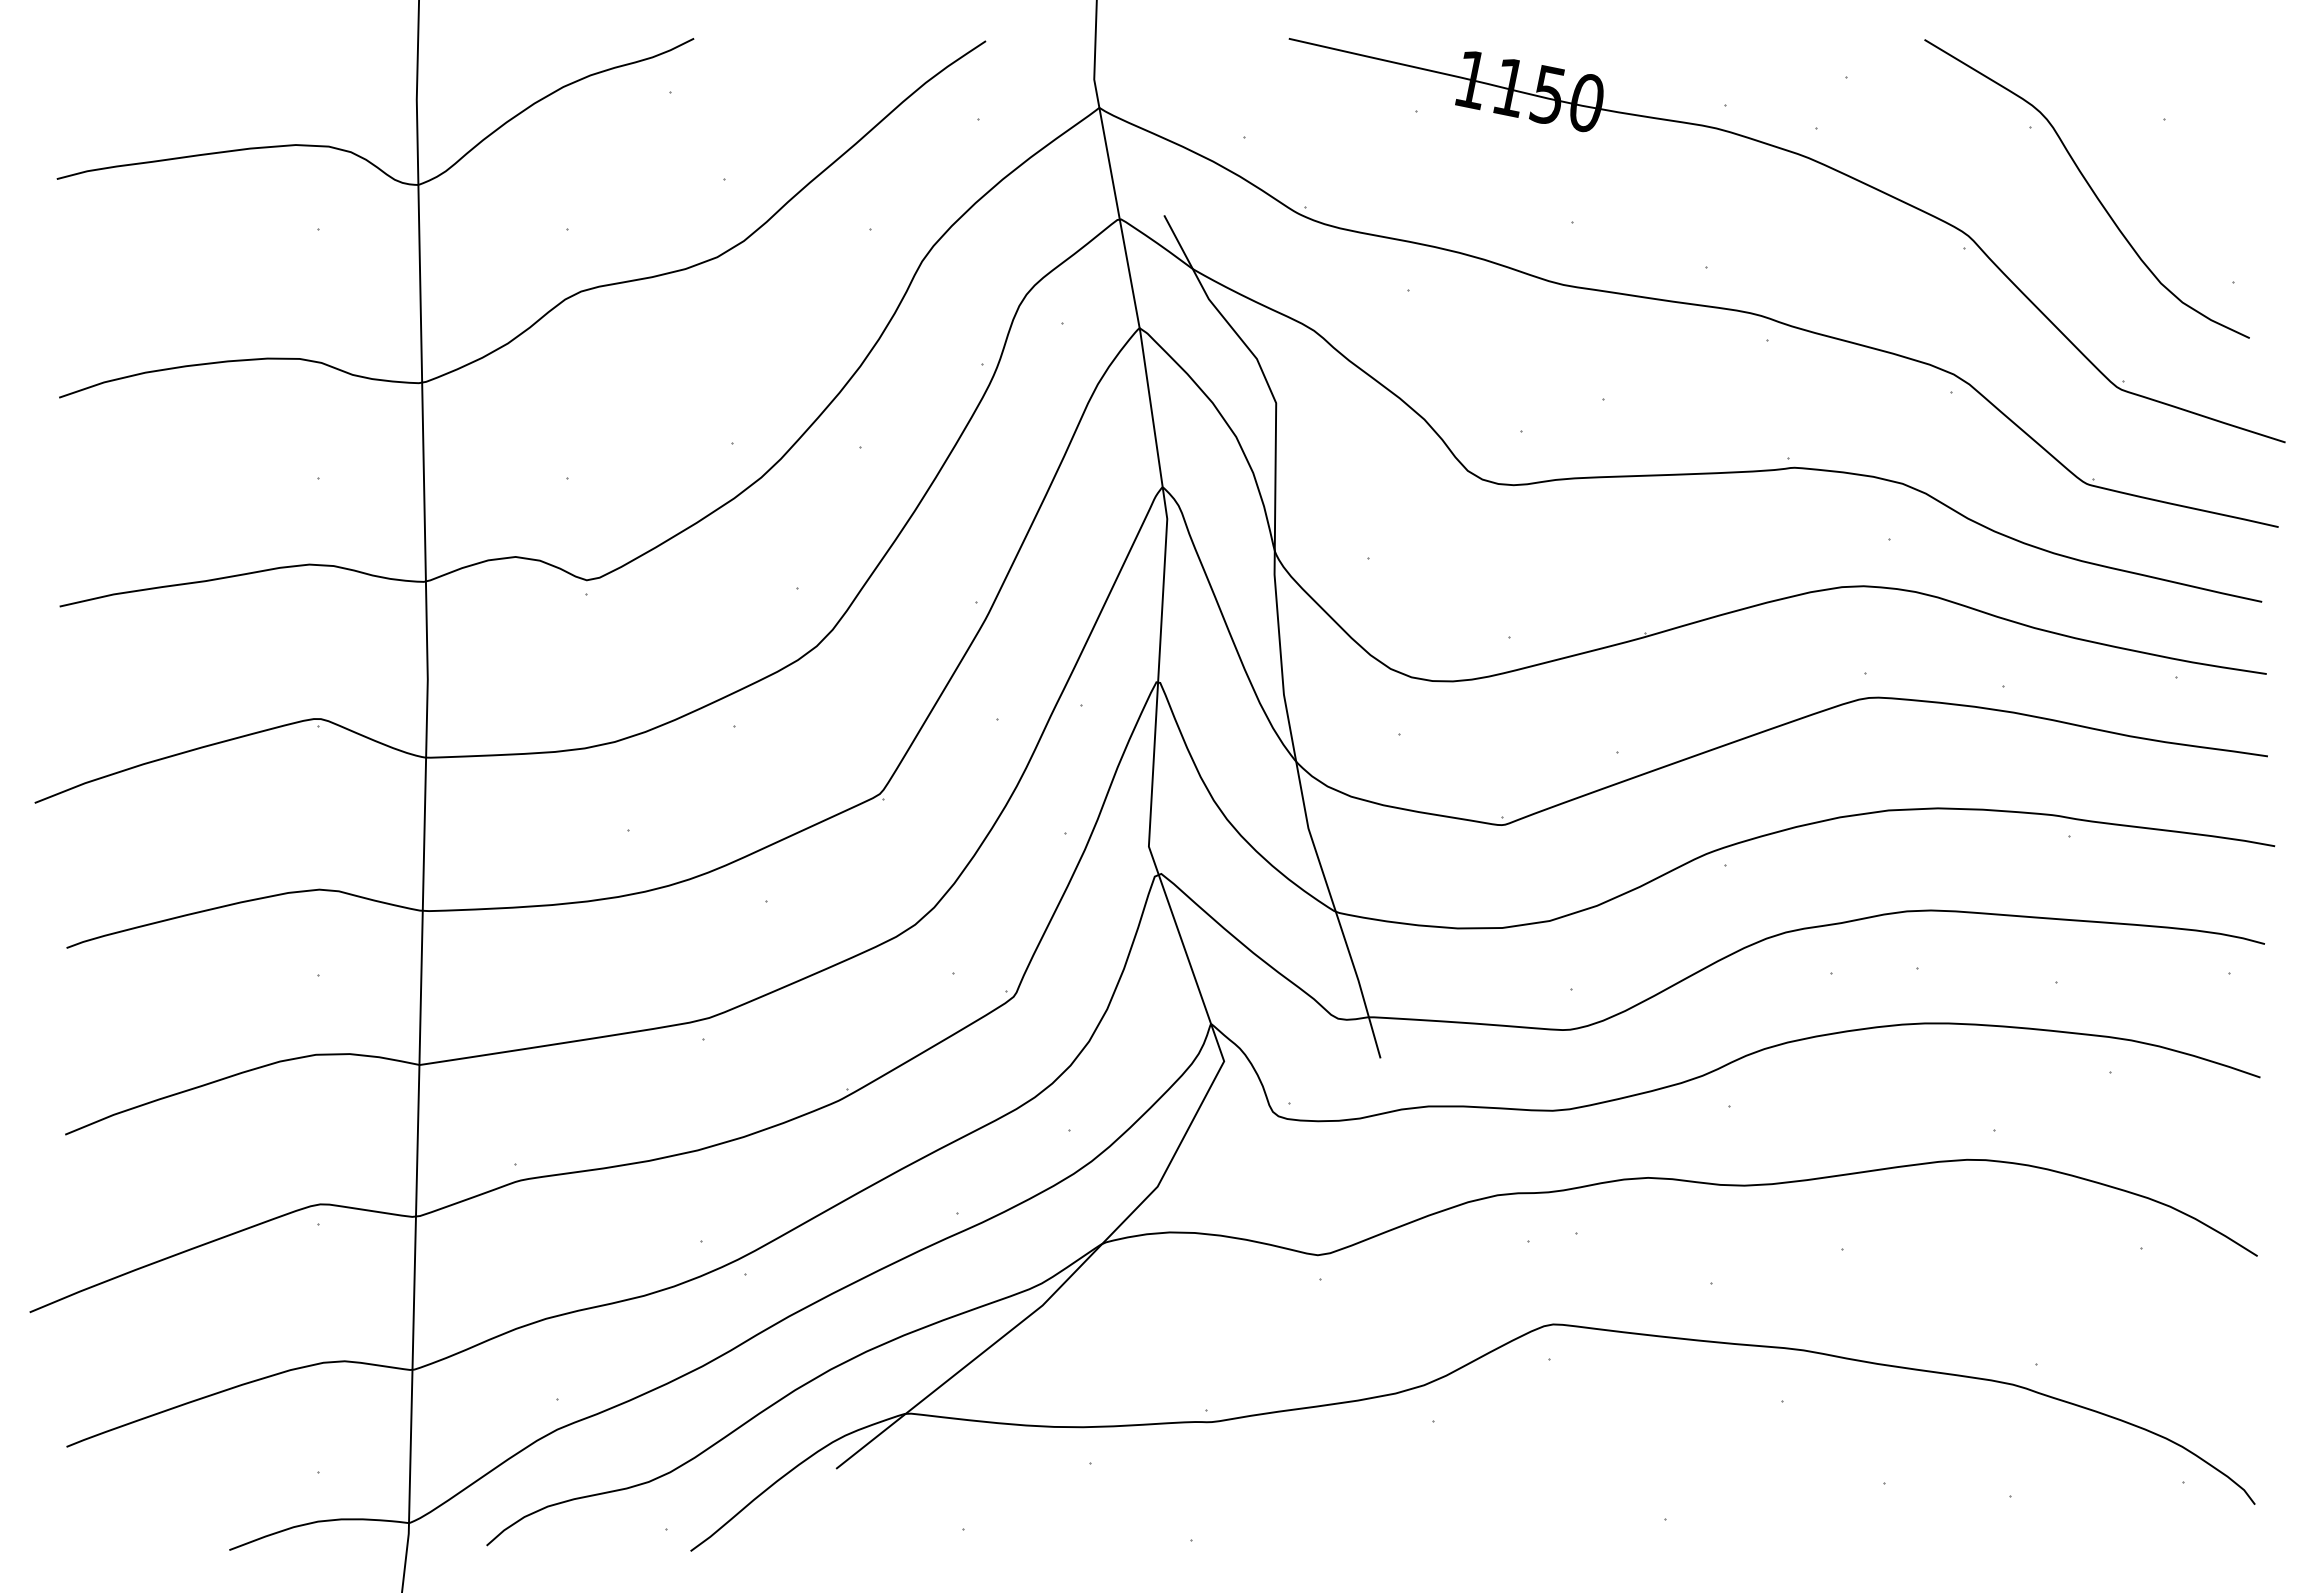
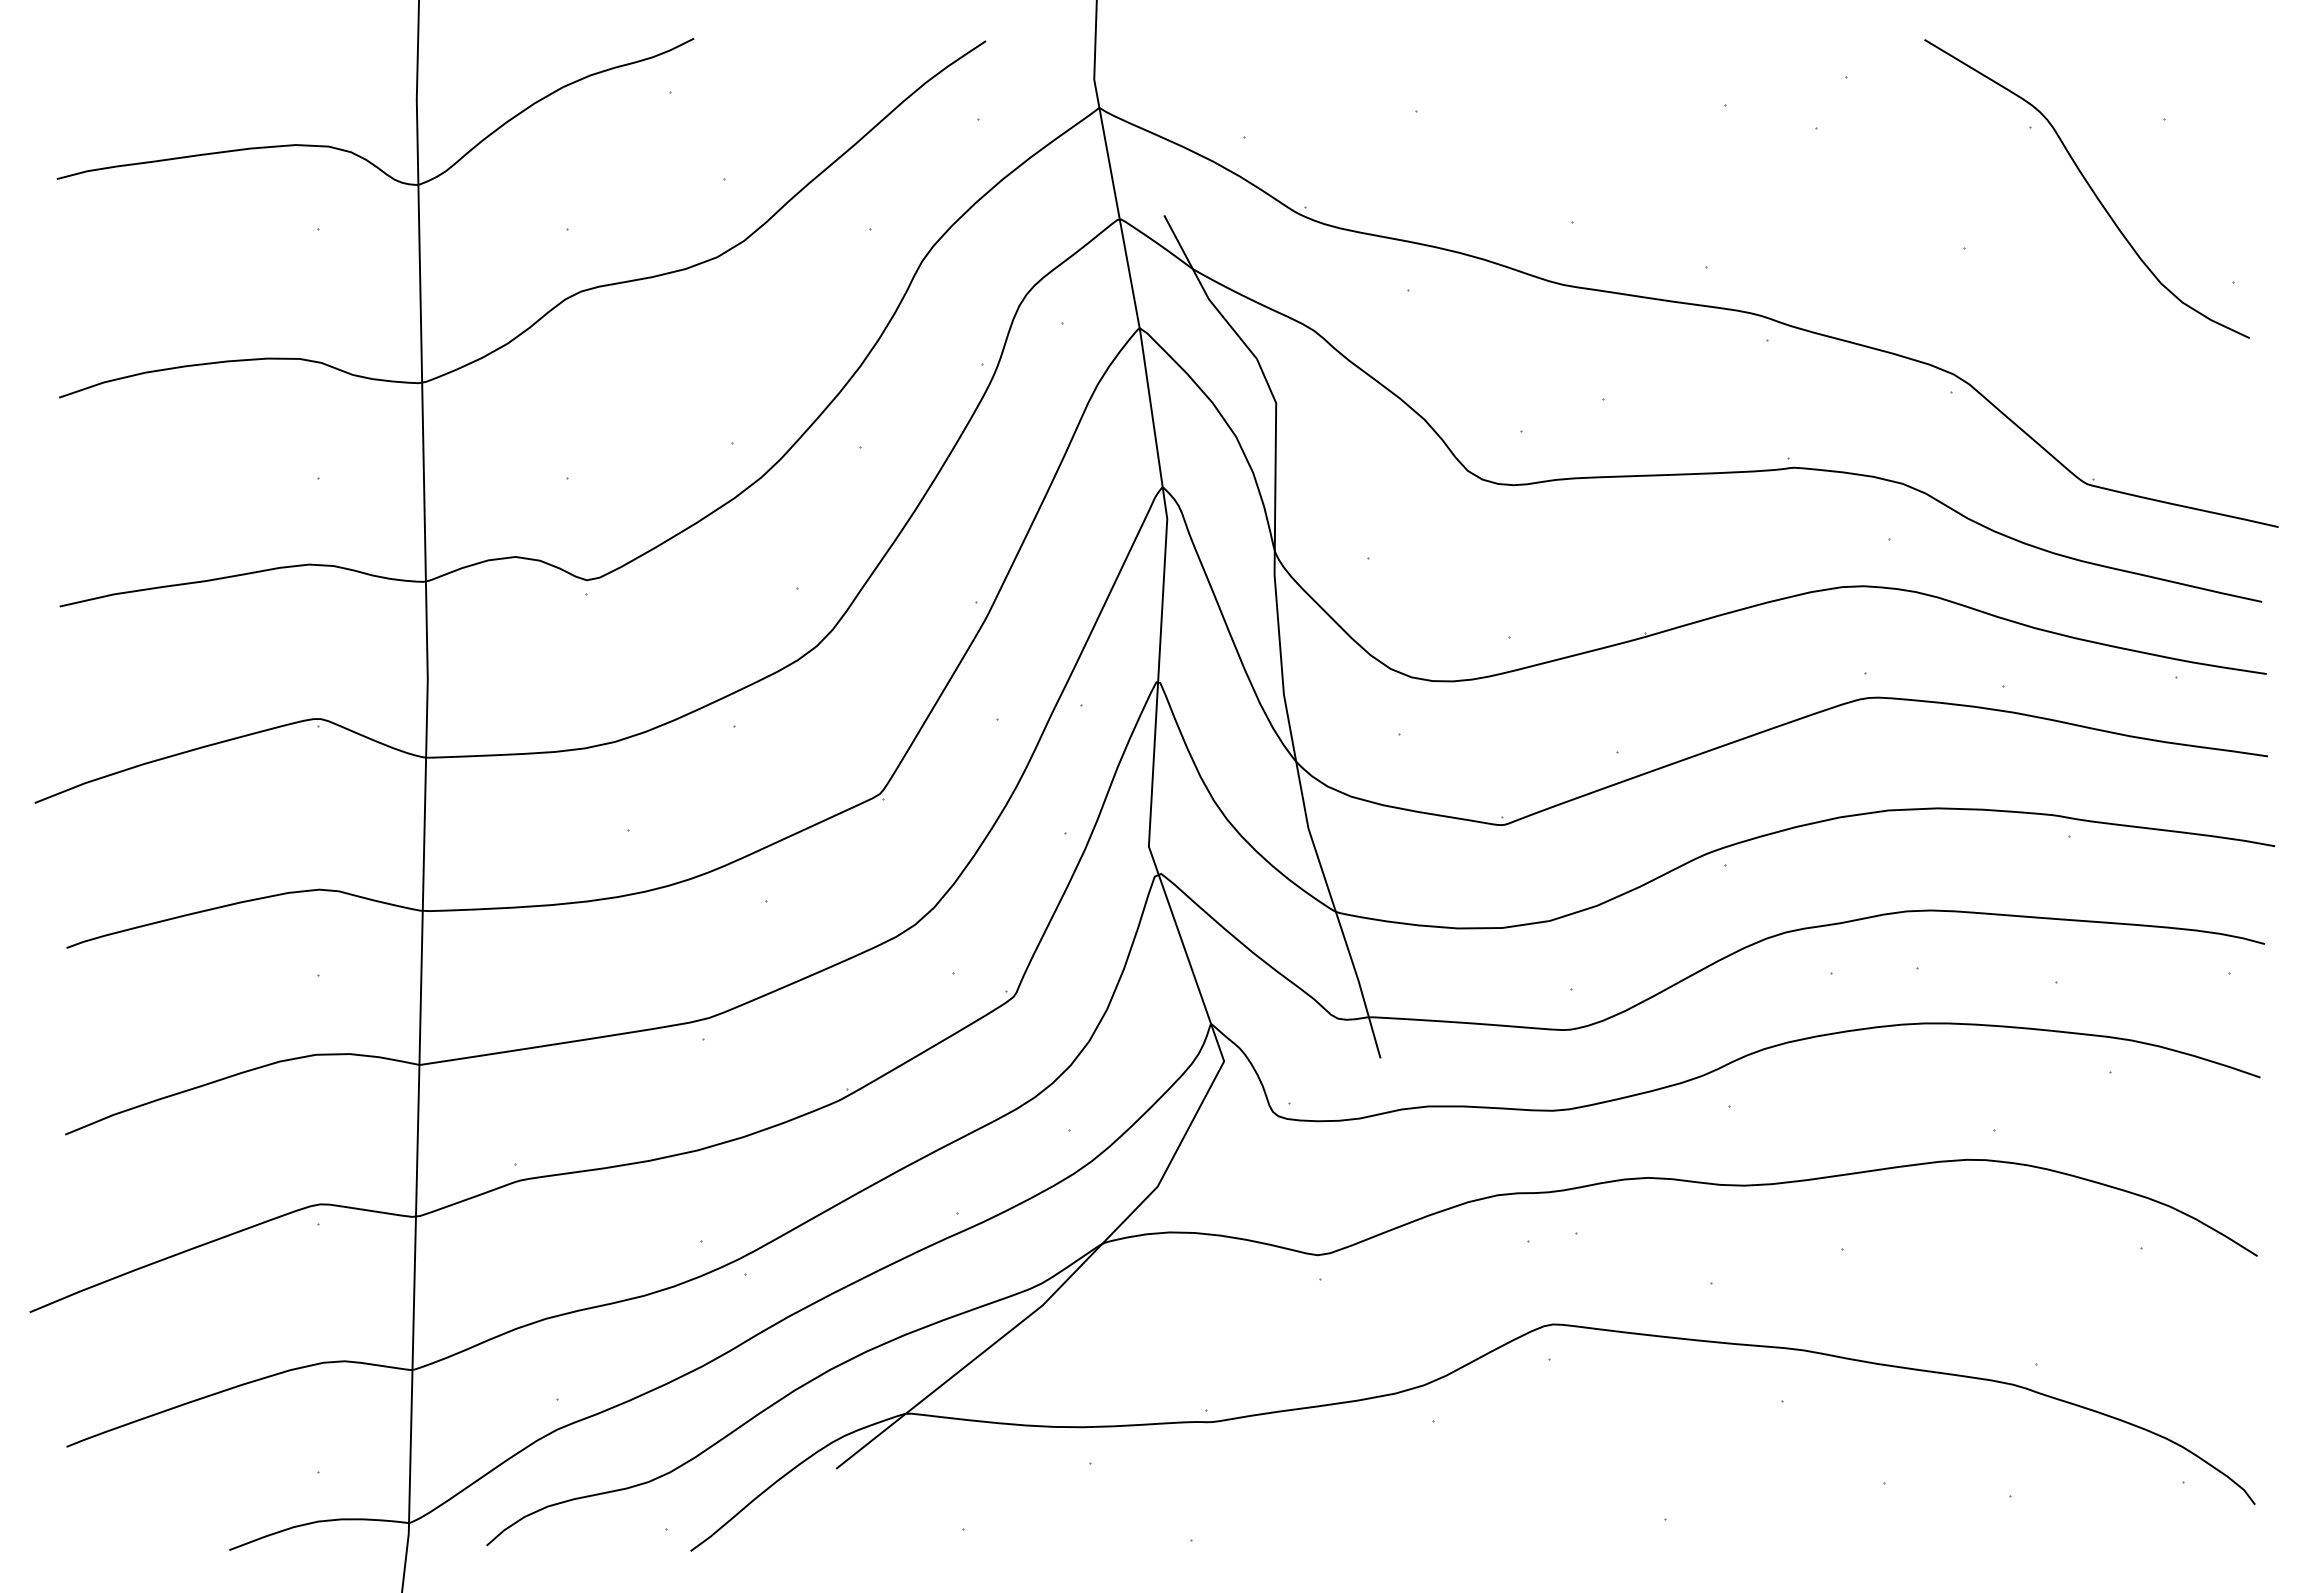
part: present -> none (1822, 165)
